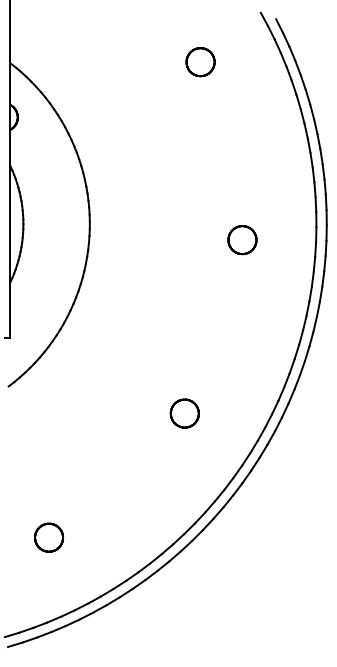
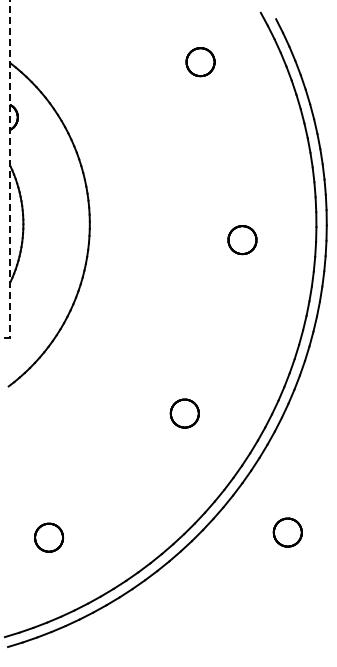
line: solid -> dashed (10, 168)
part: none -> present (287, 532)
